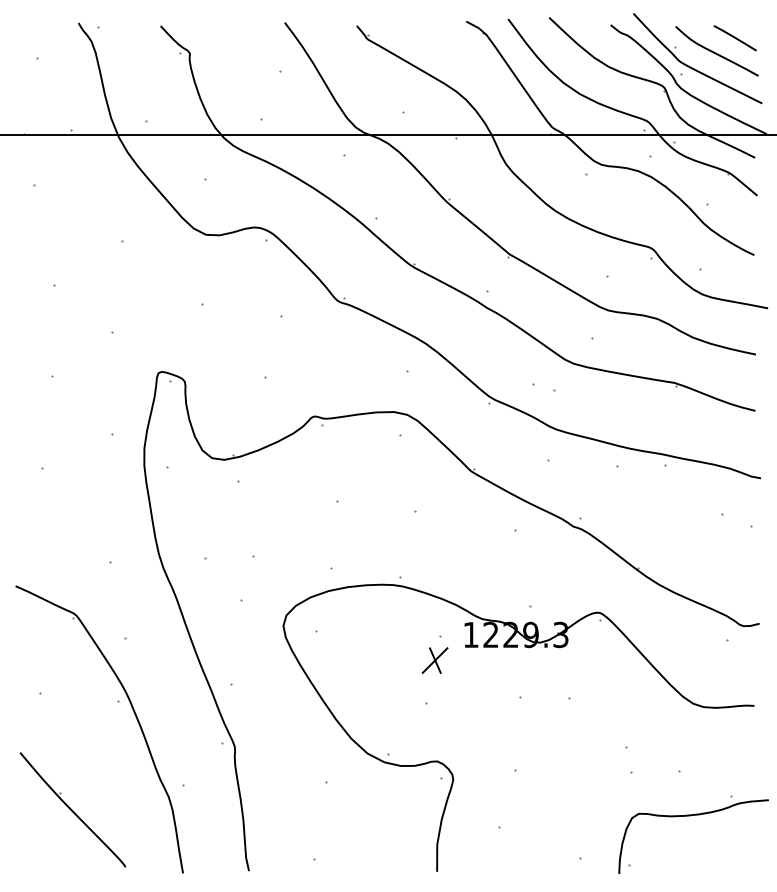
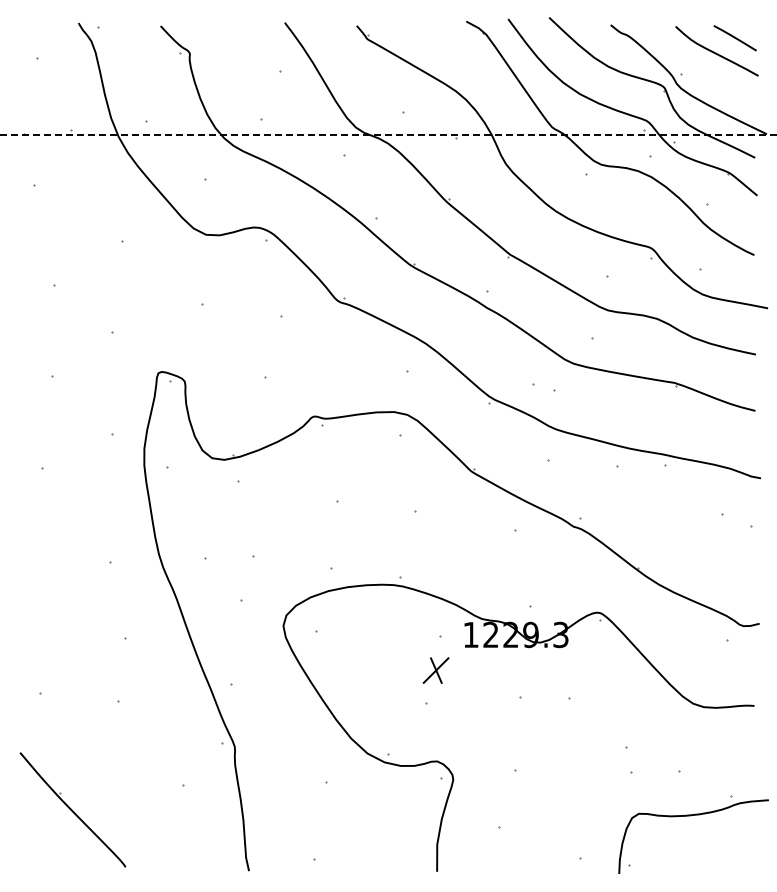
part: present -> none (692, 67)
line: solid -> dashed (388, 134)
part position: (434, 660) -> (435, 670) (435, 670)
part: present -> none (135, 717)
